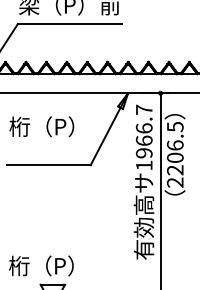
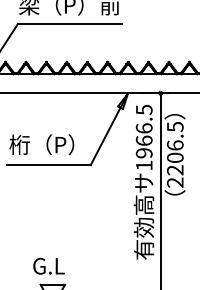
text: 1966.7 -> 1966.5 (144, 109)
text position: (41, 126) -> (41, 144) (41, 144)
text: 桁（P） -> G.L (41, 265)
